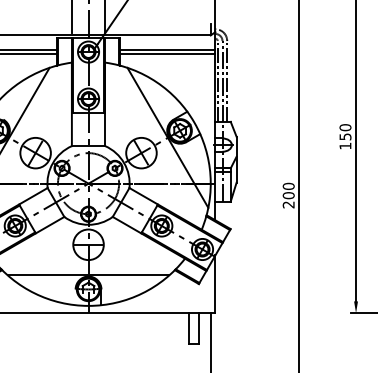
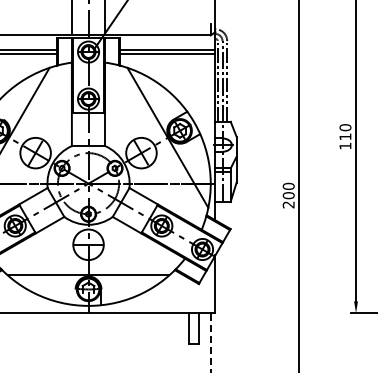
text: 150 -> 110 (345, 136)
line: solid -> dashed (210, 342)
